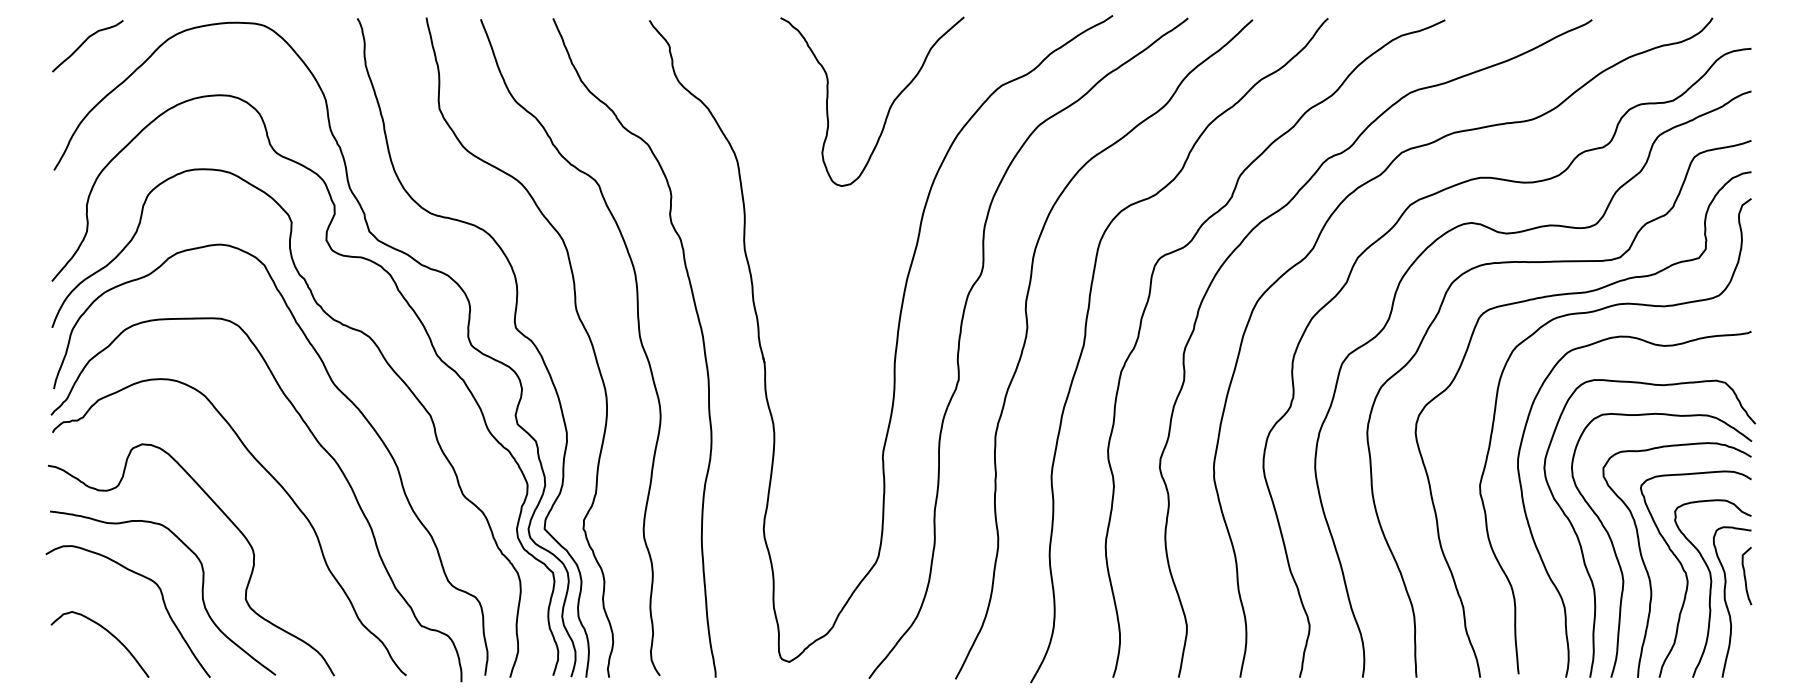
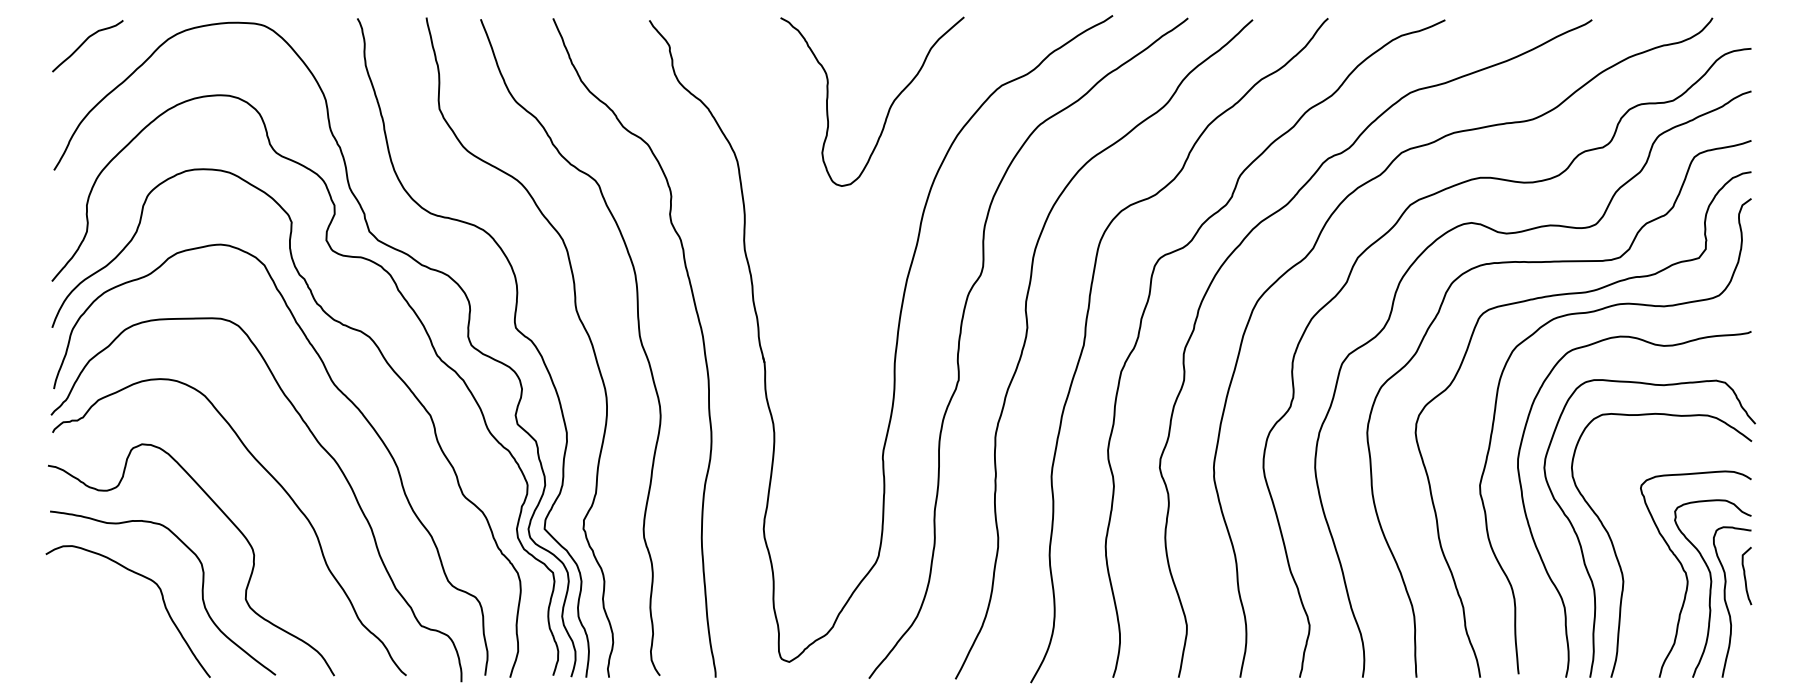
curve: present -> none (1648, 571)
curve: present -> none (107, 632)
